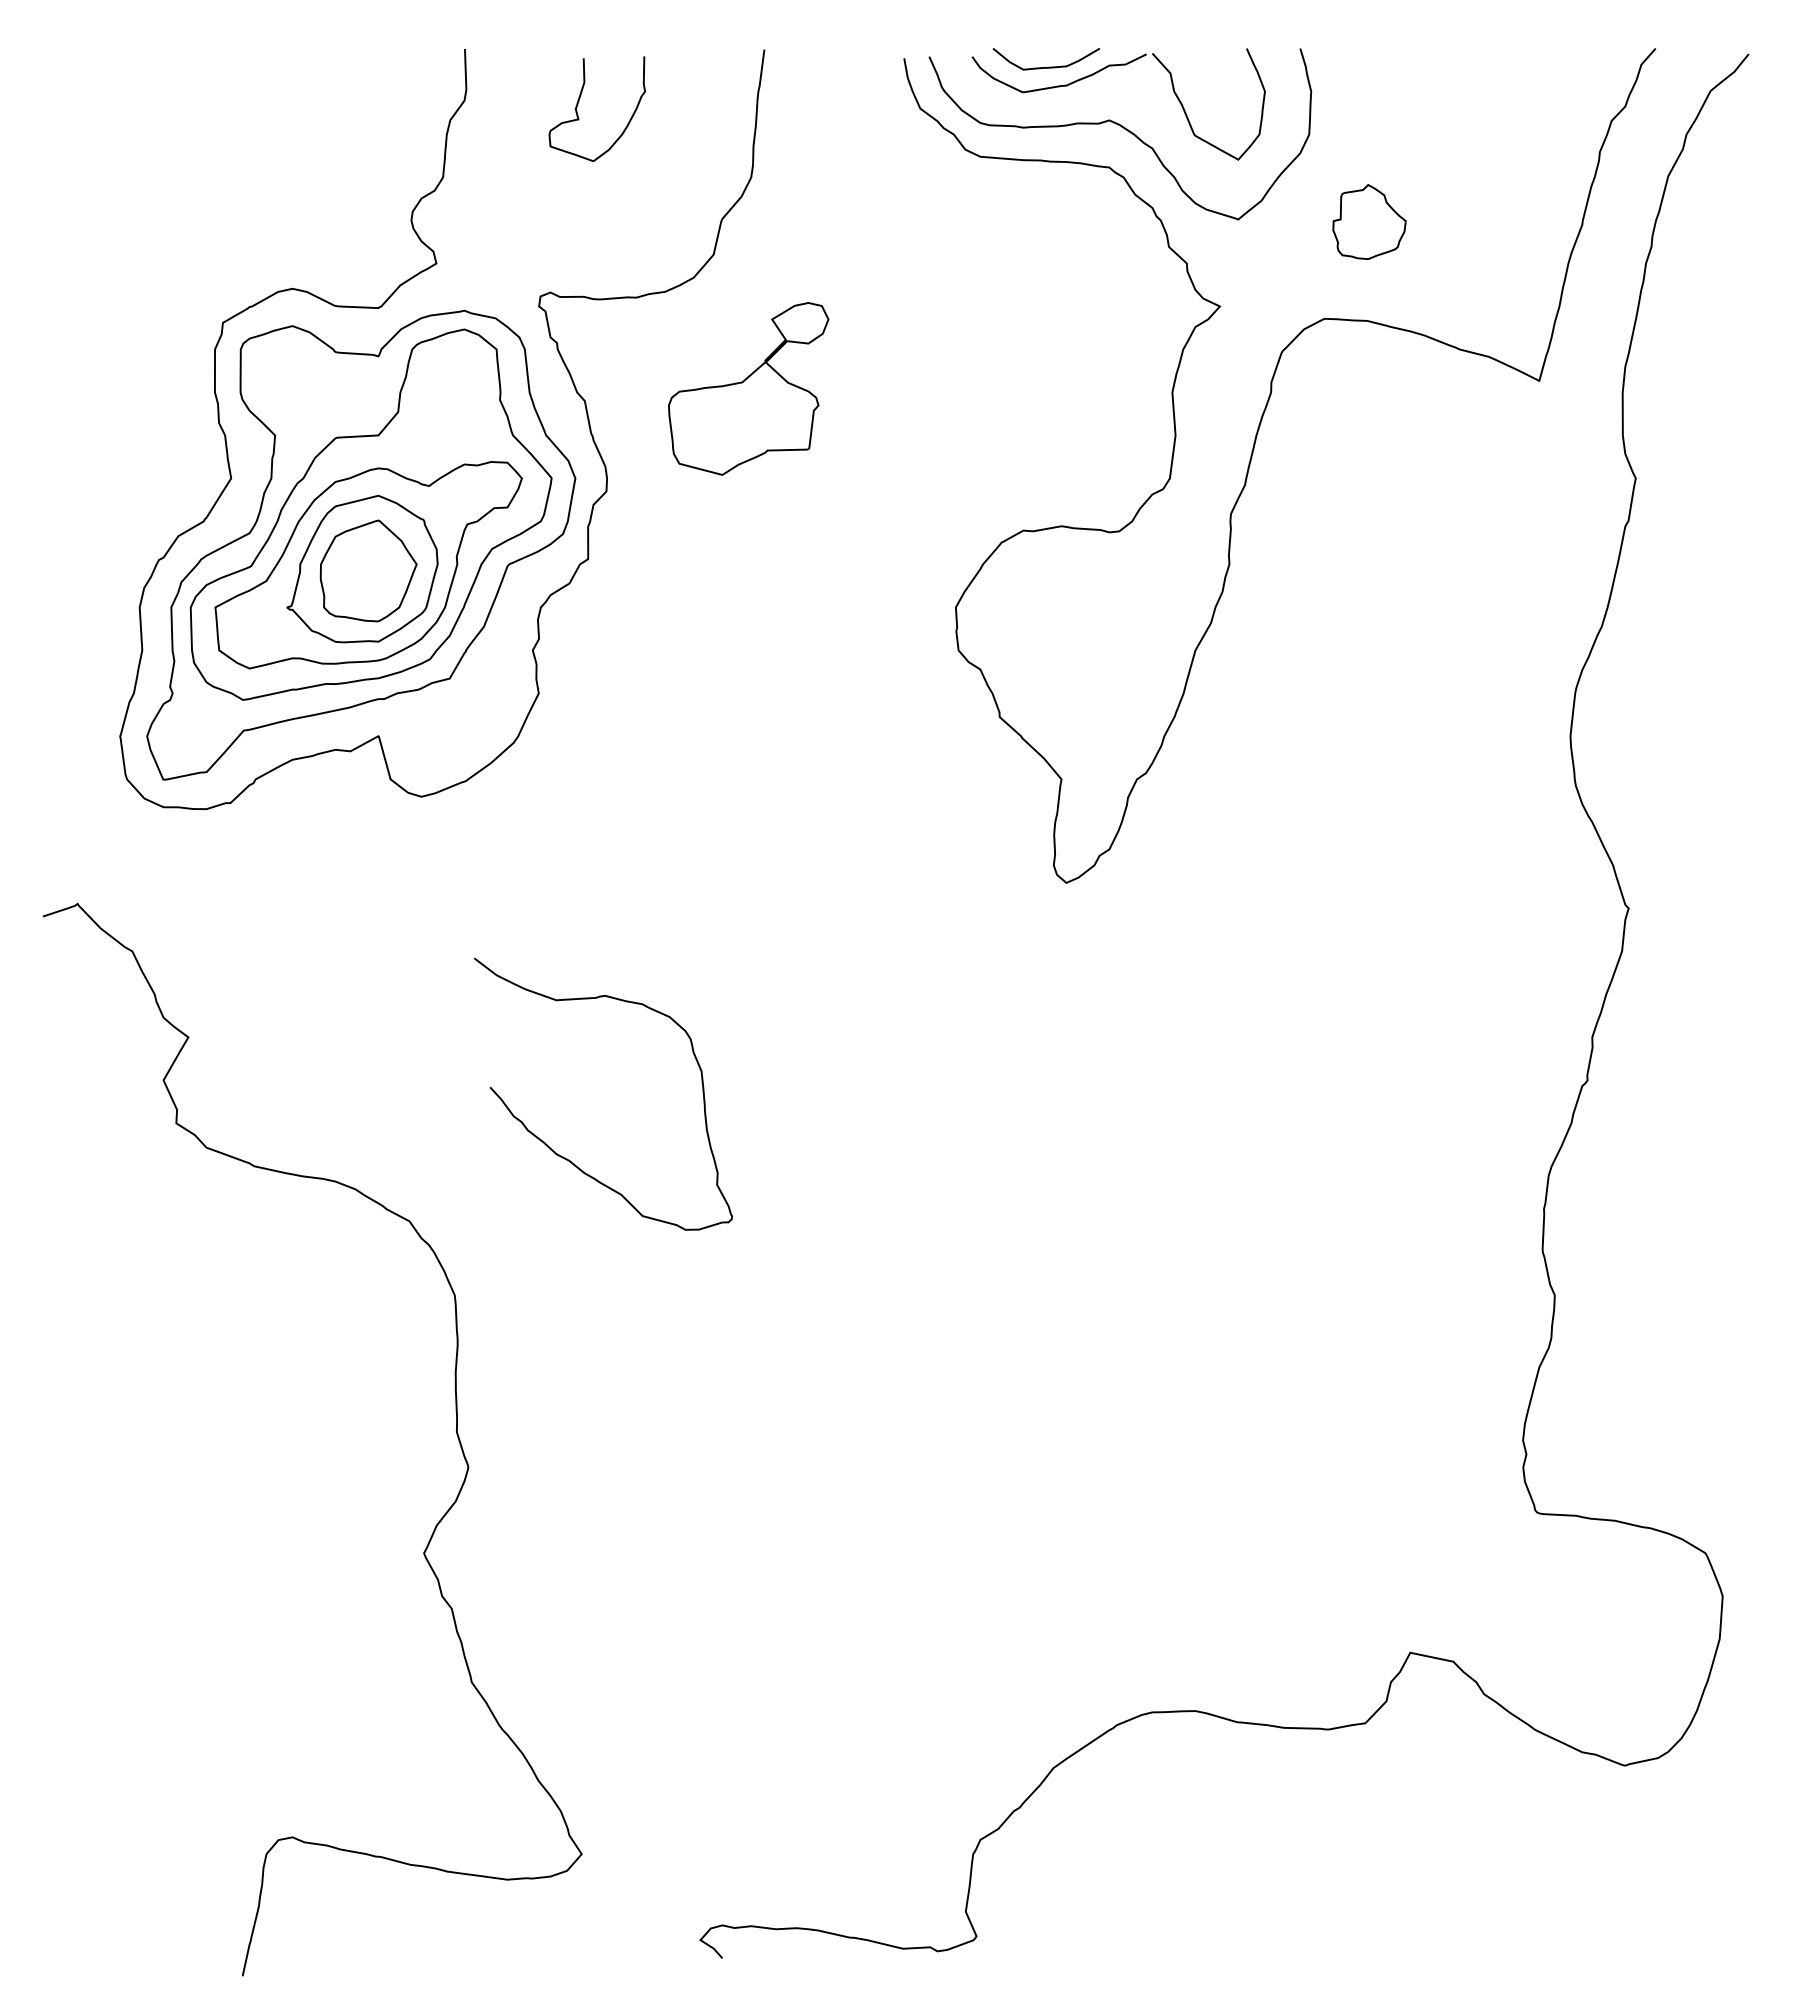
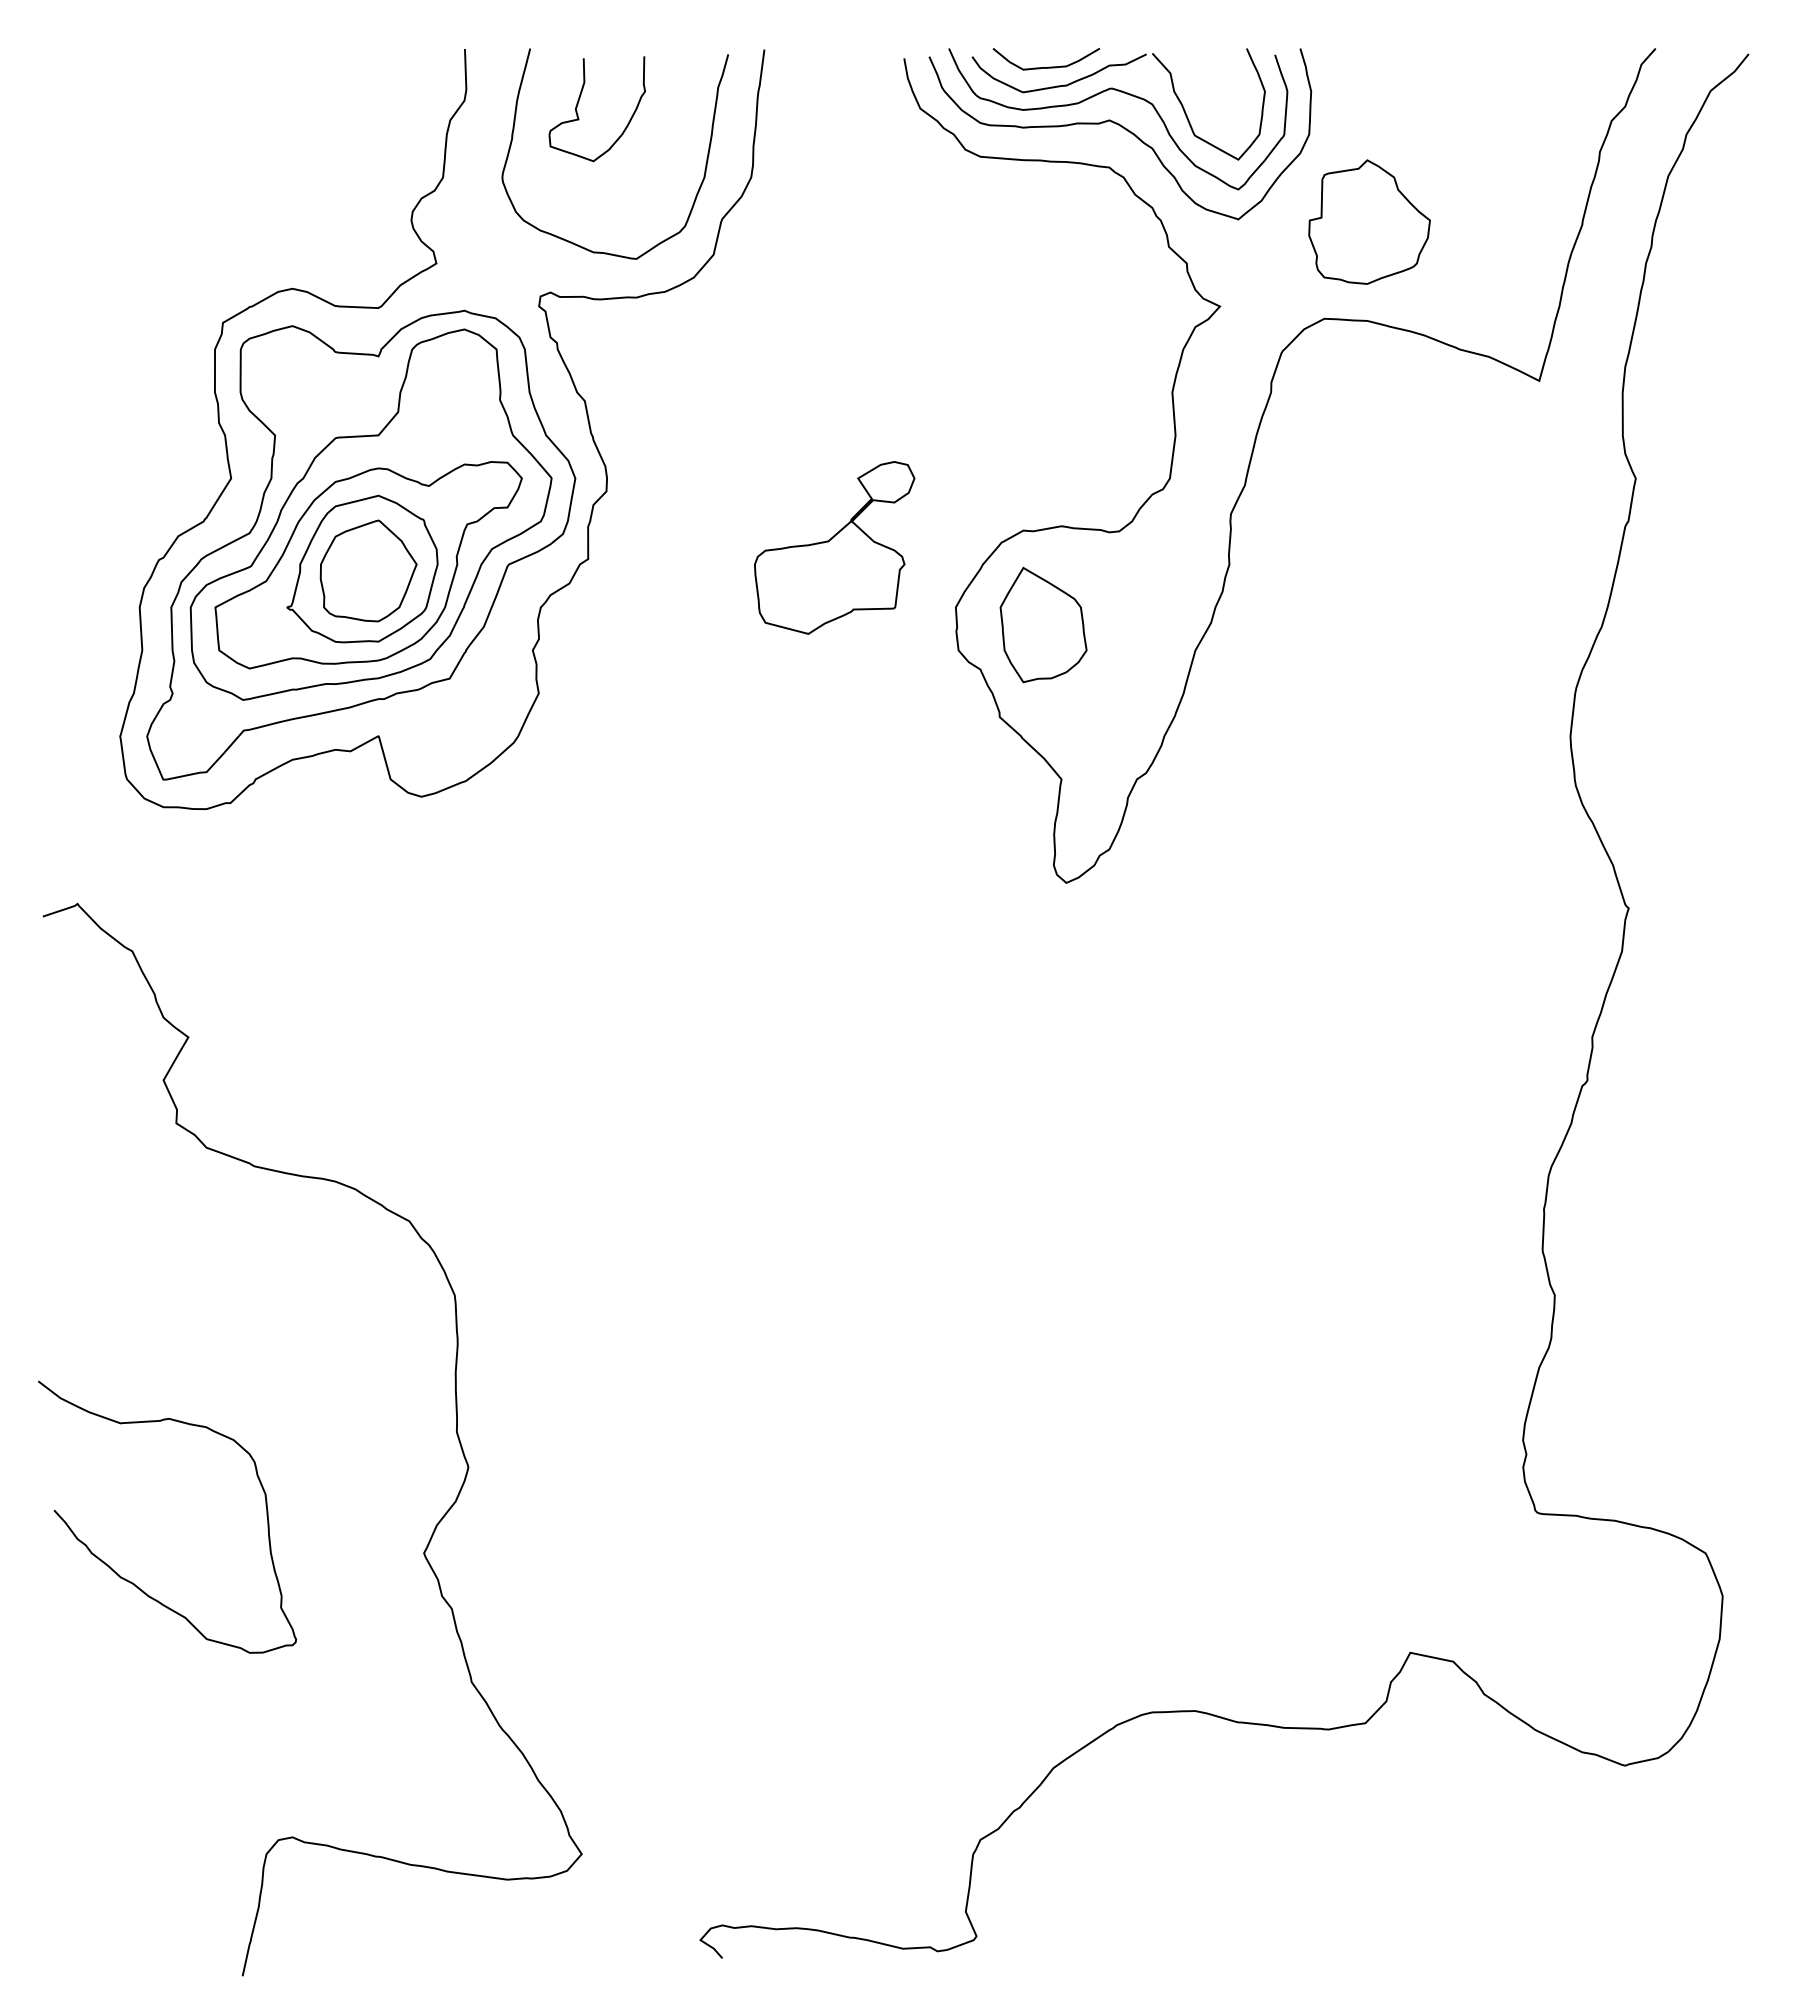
curve: none -> present (1126, 94)
curve: none -> present (698, 188)
part size: 75x76 px -> 123x126 px (1369, 221)
part position: (748, 388) -> (834, 547) (834, 547)
part: none -> present (1043, 624)
curve position: (569, 1159) -> (133, 1582) (133, 1582)
